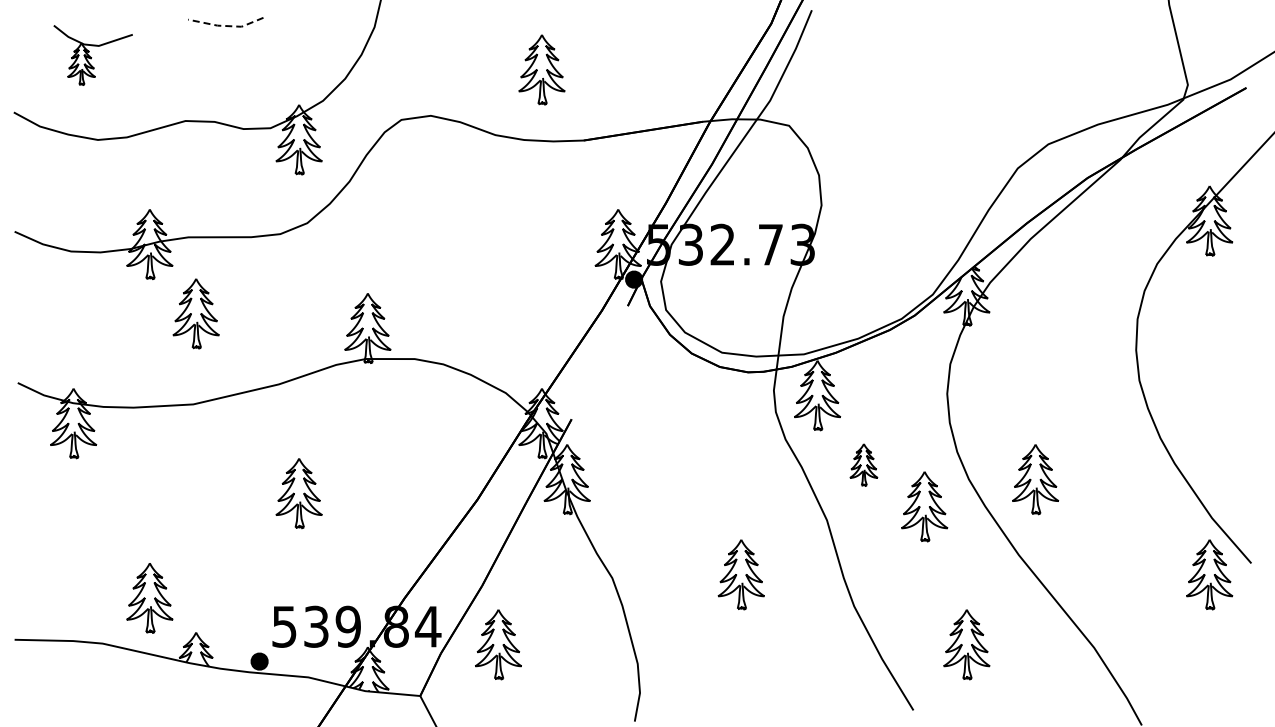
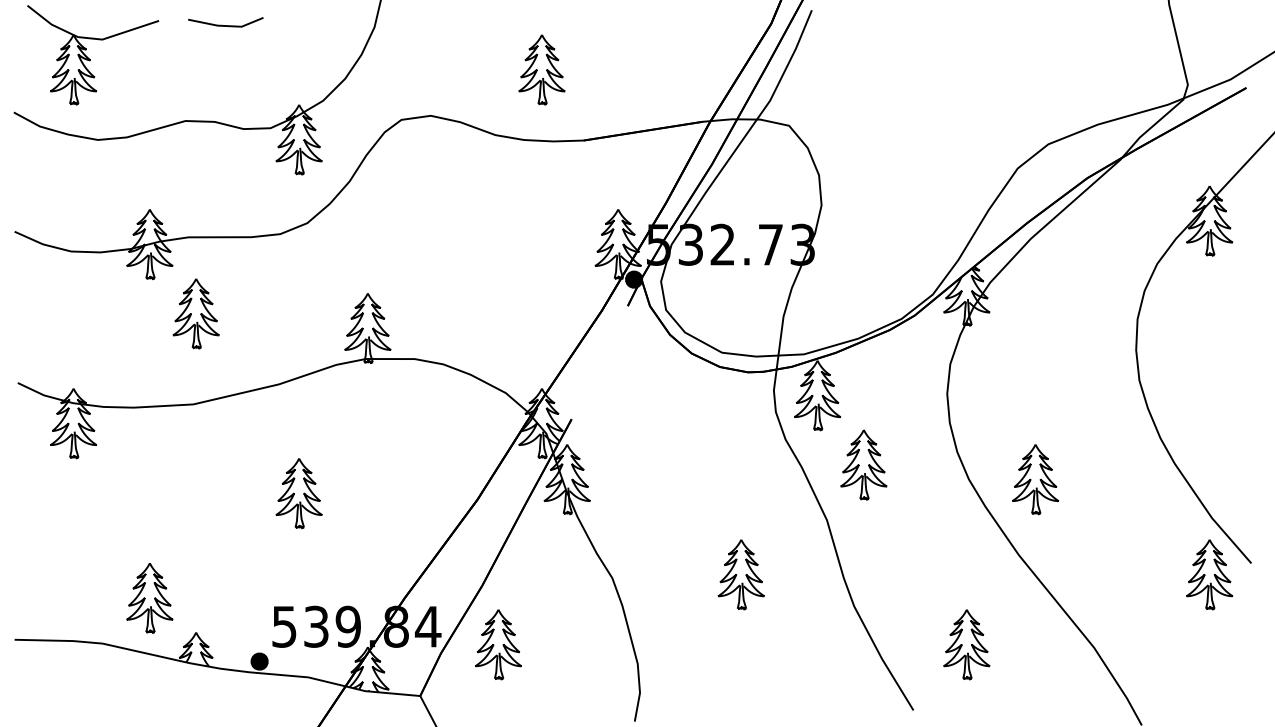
line: dashed -> solid (226, 26)
part size: 80x61 px -> 133x101 px (93, 55)
part size: 30x44 px -> 48x72 px (863, 464)
part: present -> none (924, 506)
